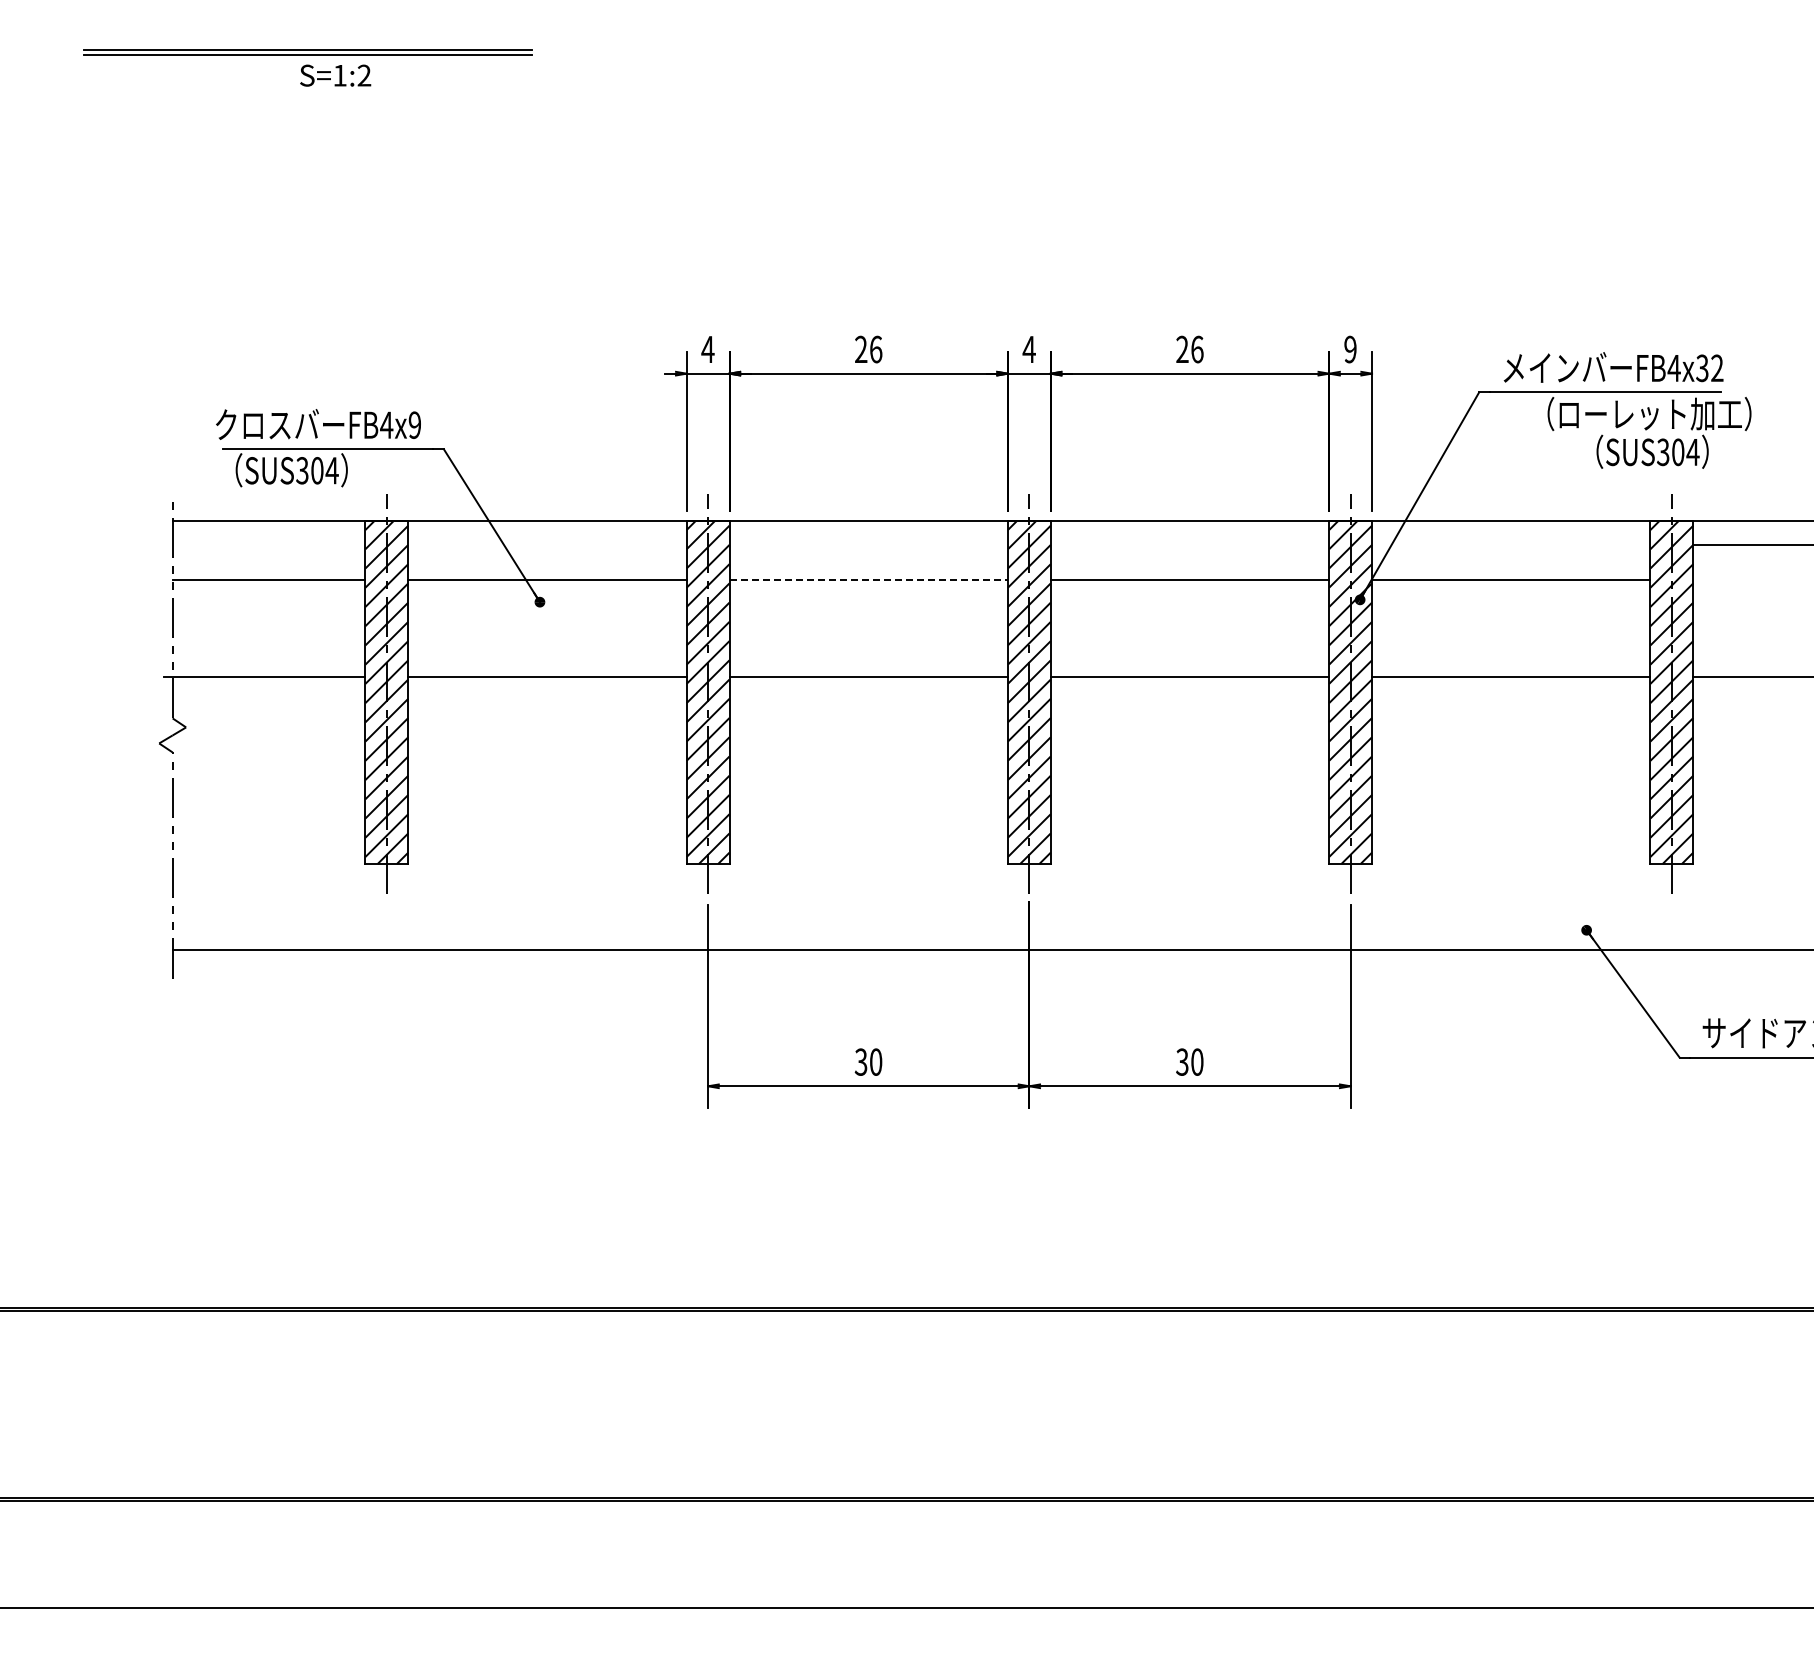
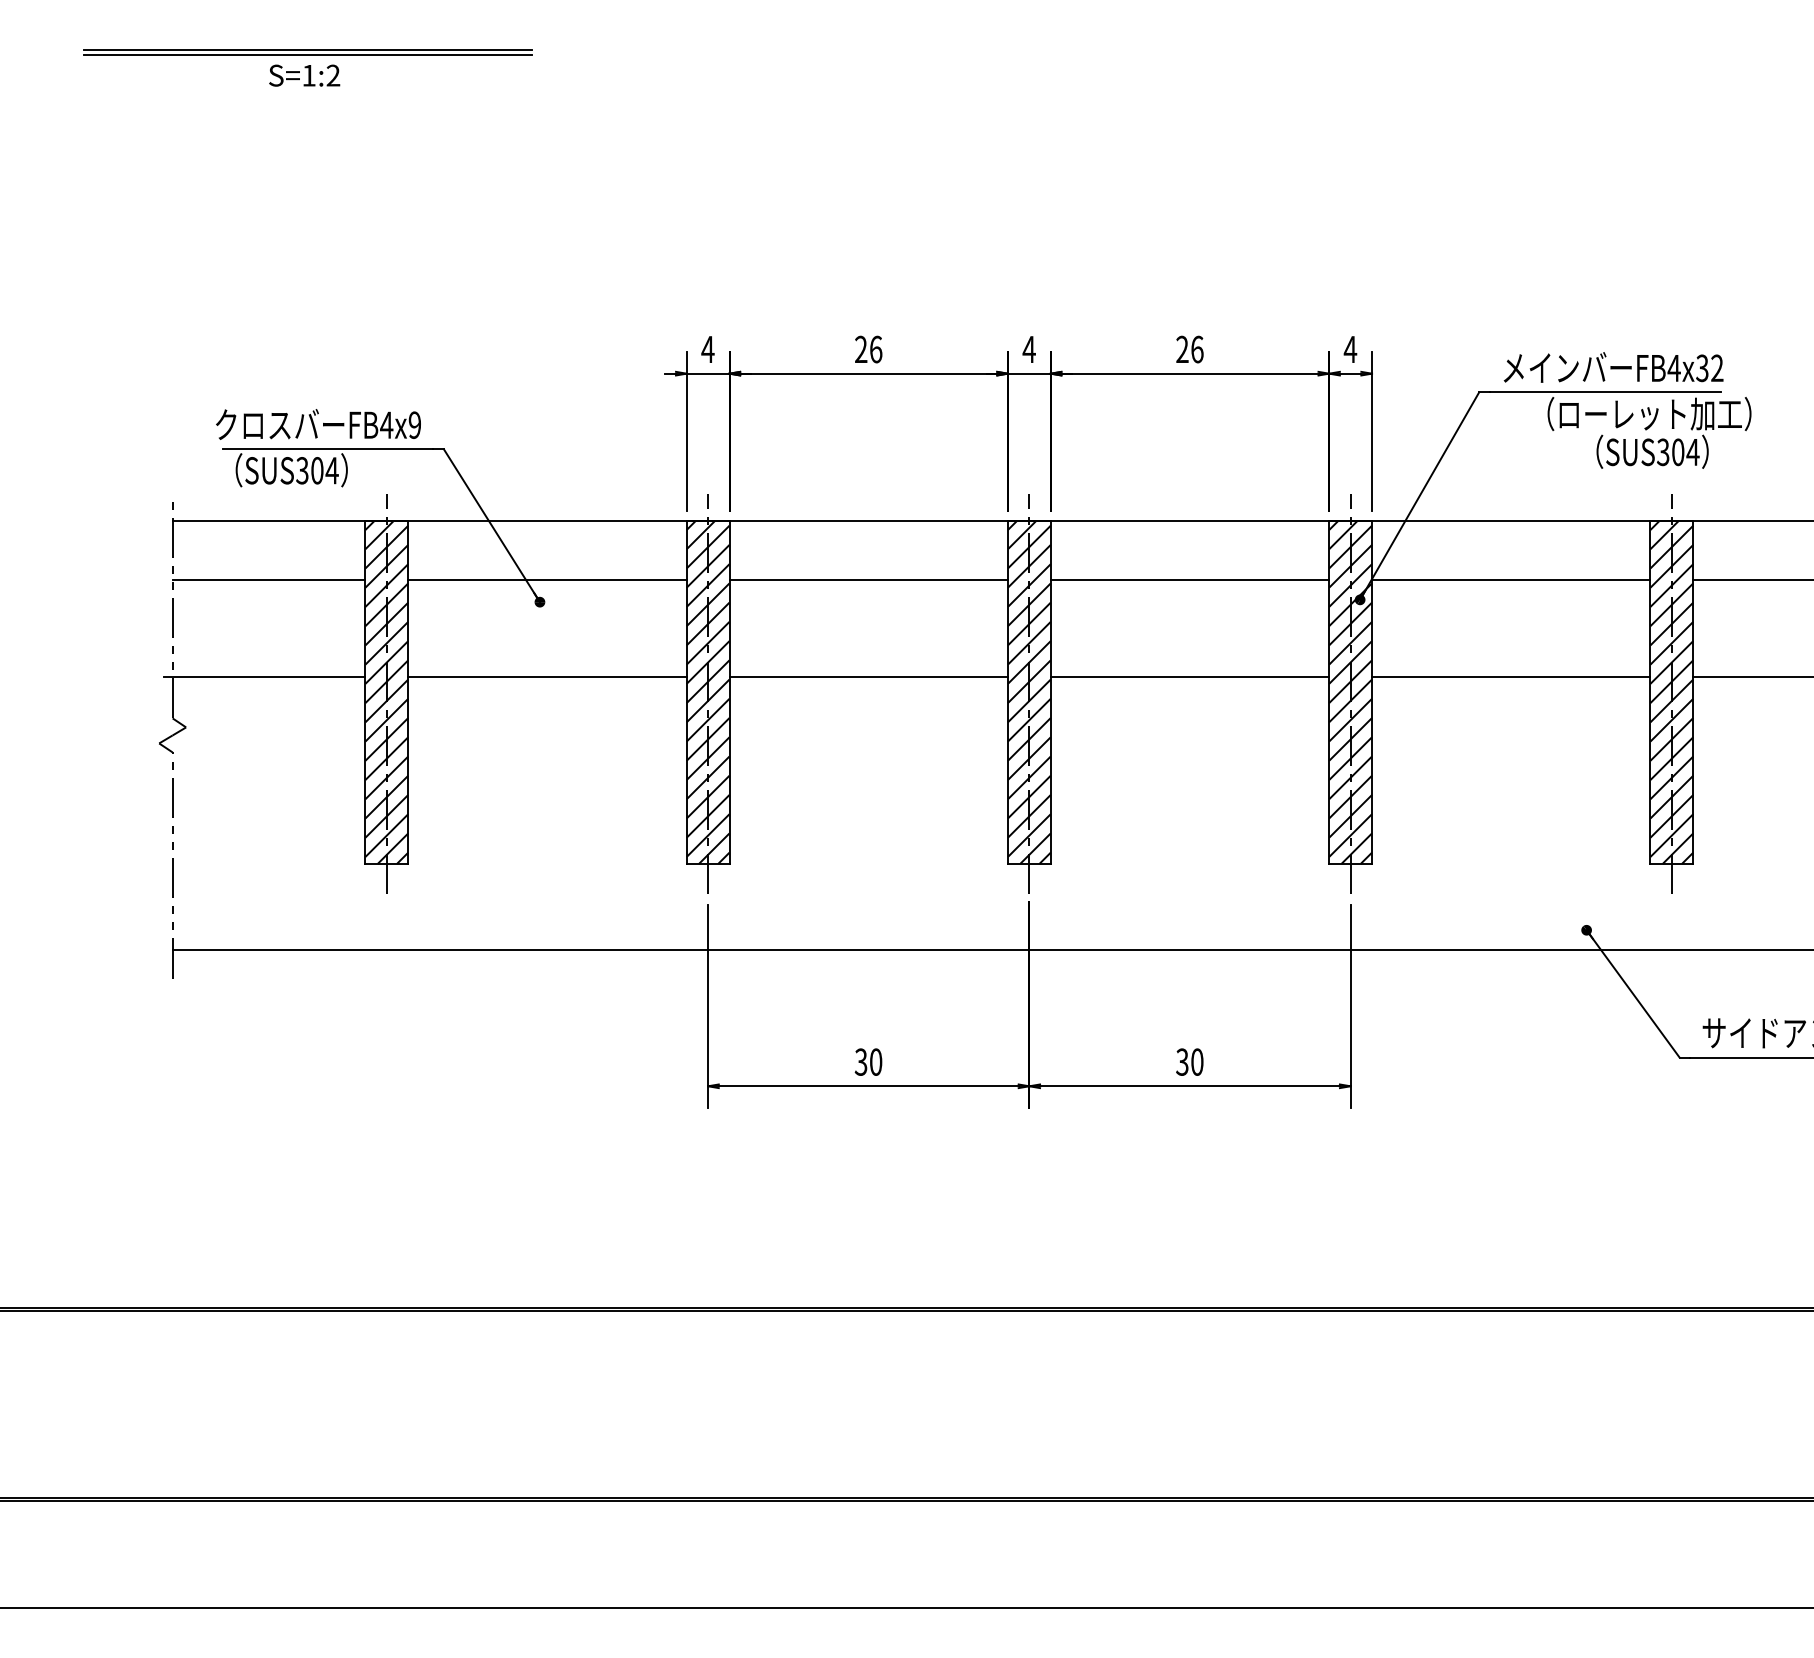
text position: (335, 75) -> (304, 75) (304, 75)
text: 9 -> 4 (1350, 349)
line position: (1751, 545) -> (1751, 580) (1751, 580)
line: dashed -> solid (869, 580)
